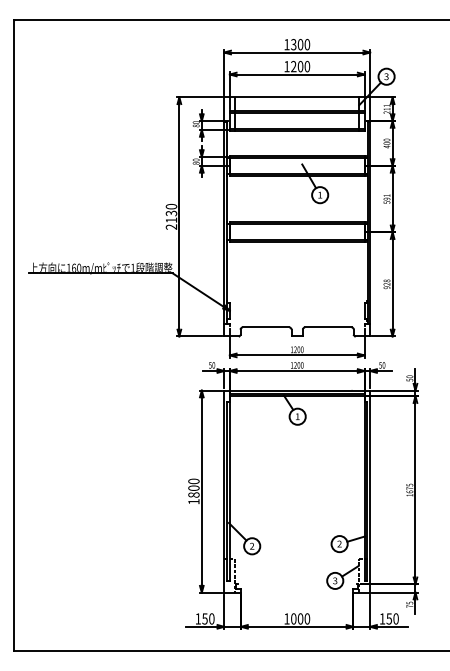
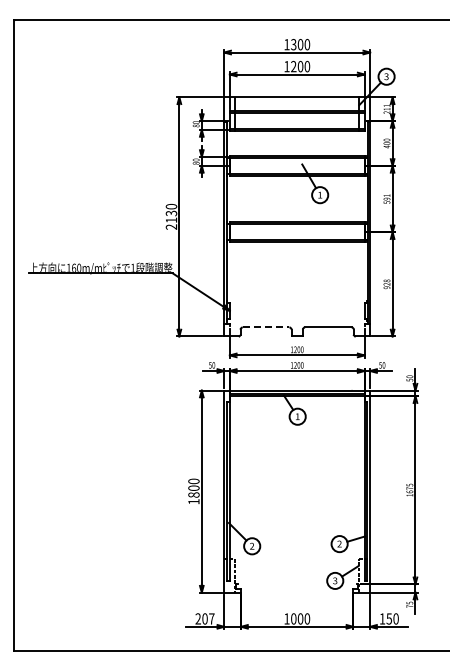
line: solid -> dashed (266, 327)
text: 150 -> 207 (204, 618)
